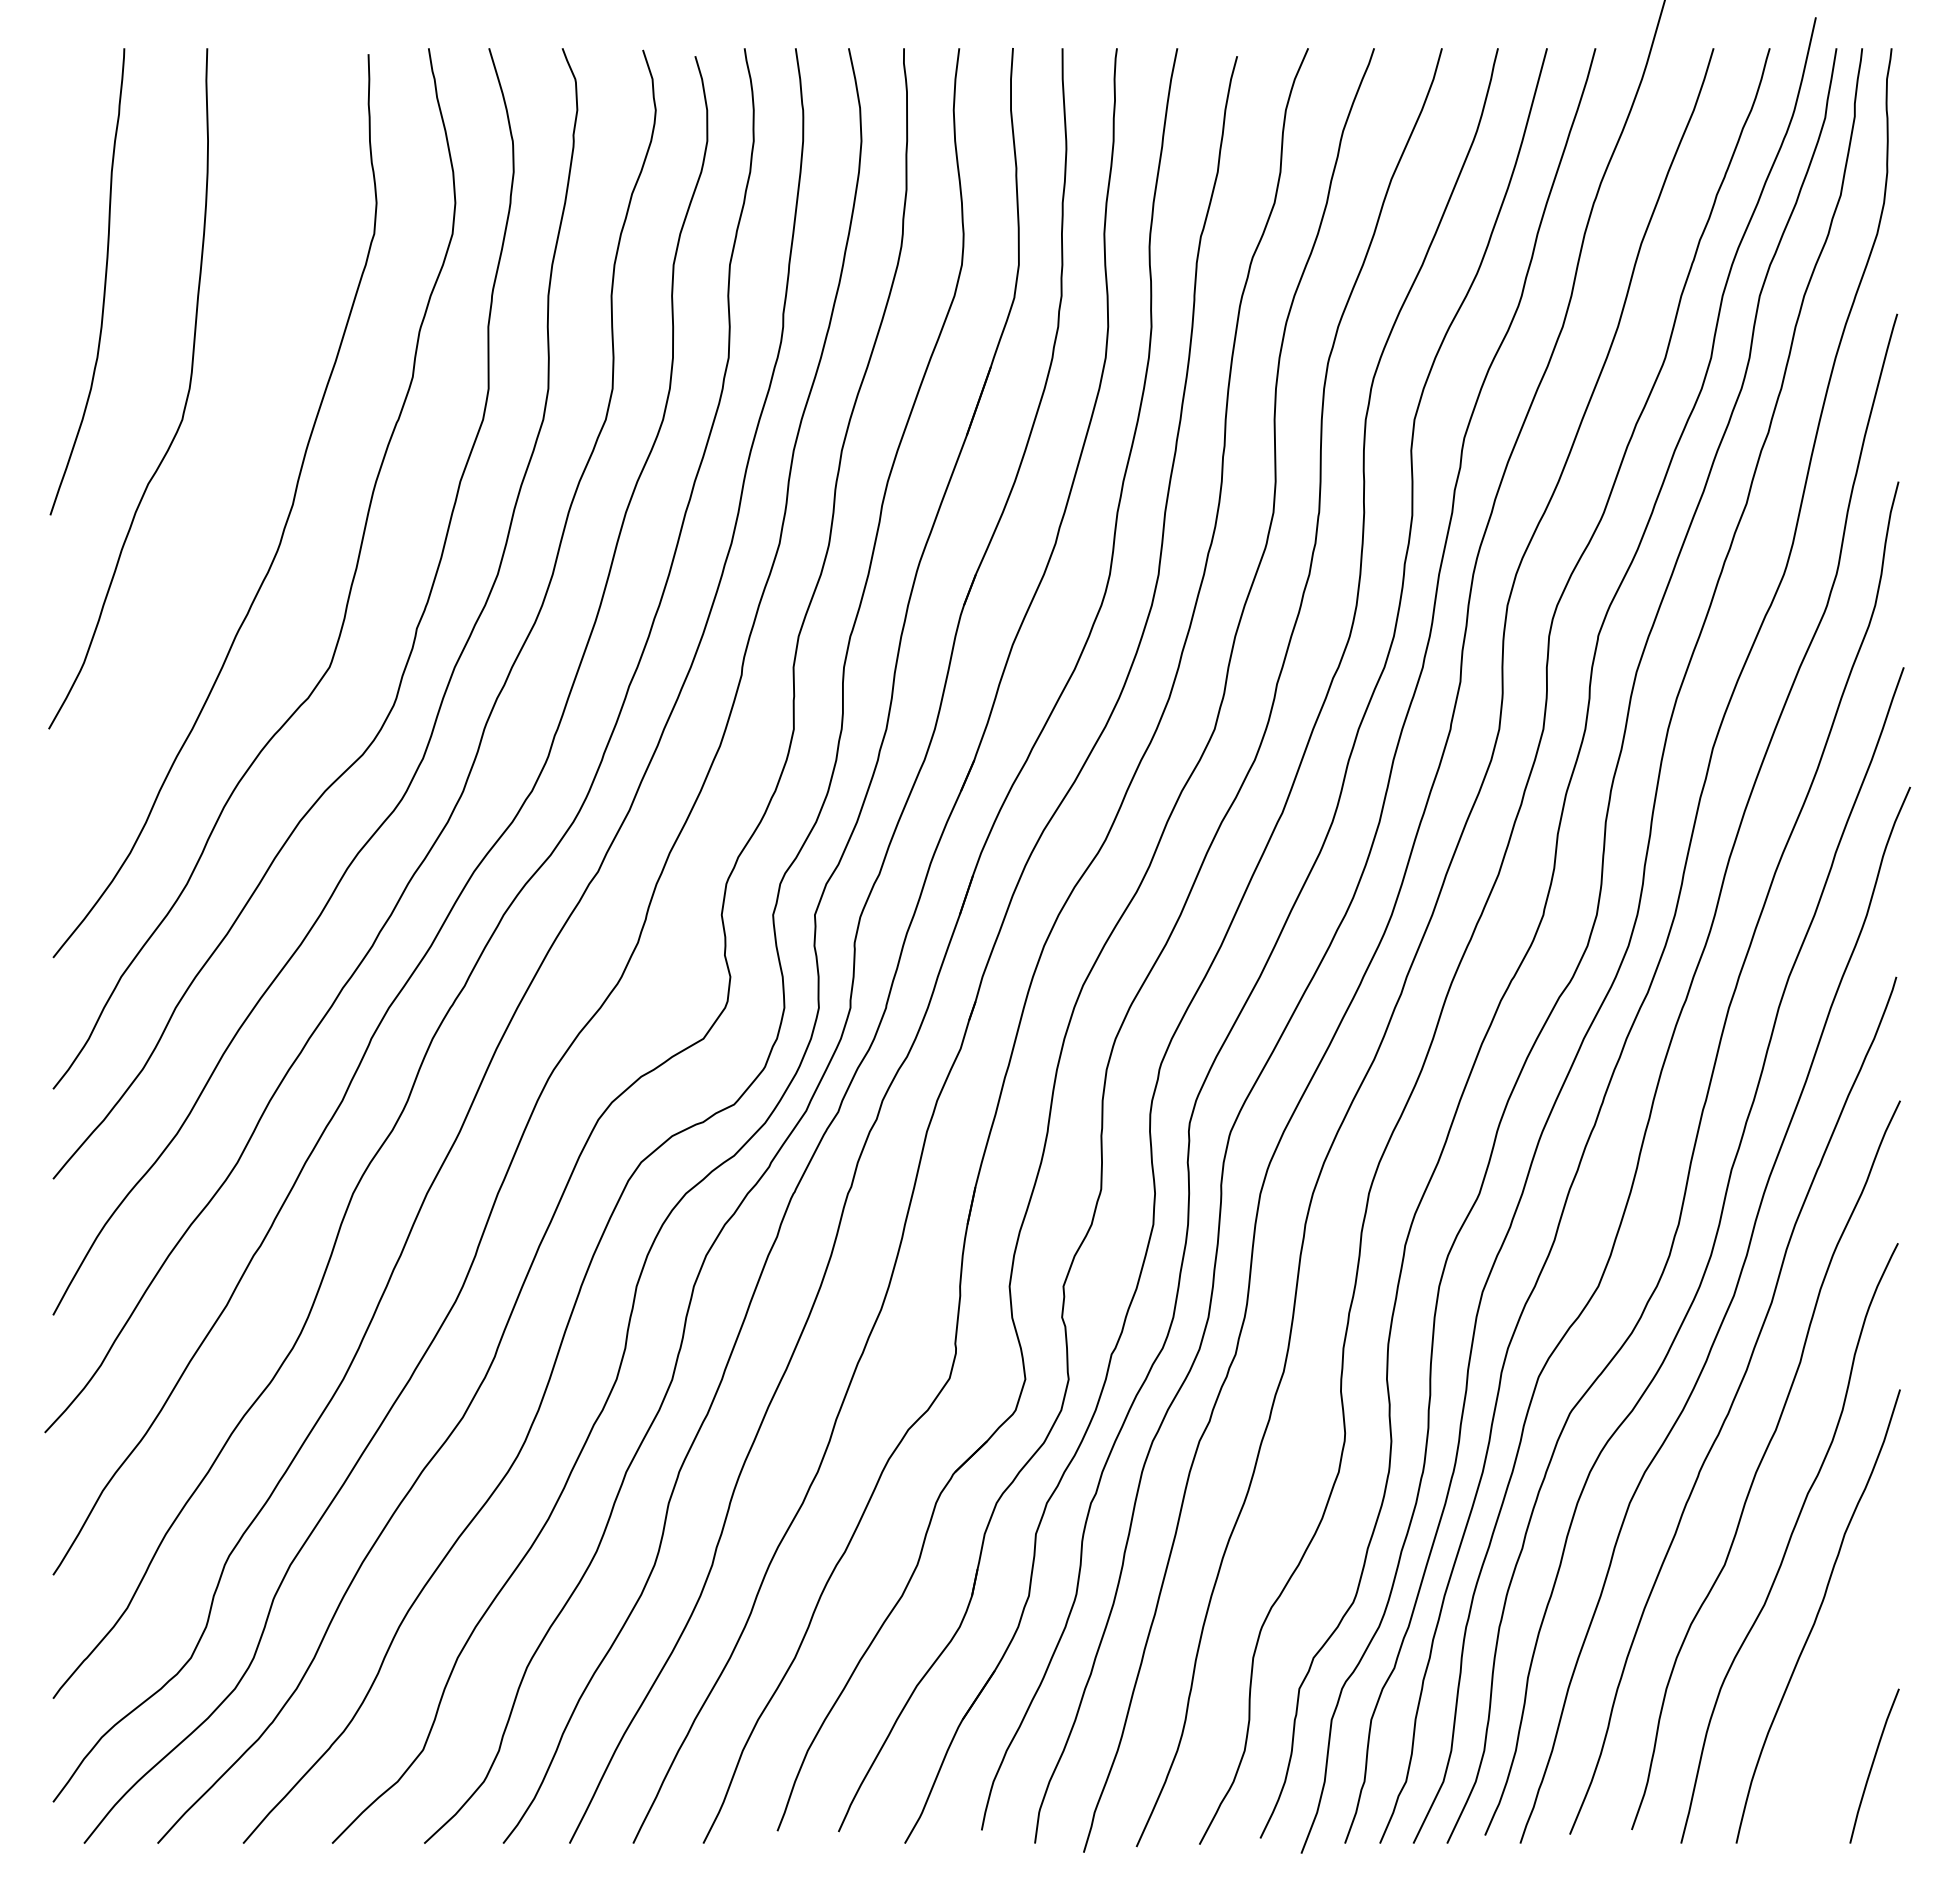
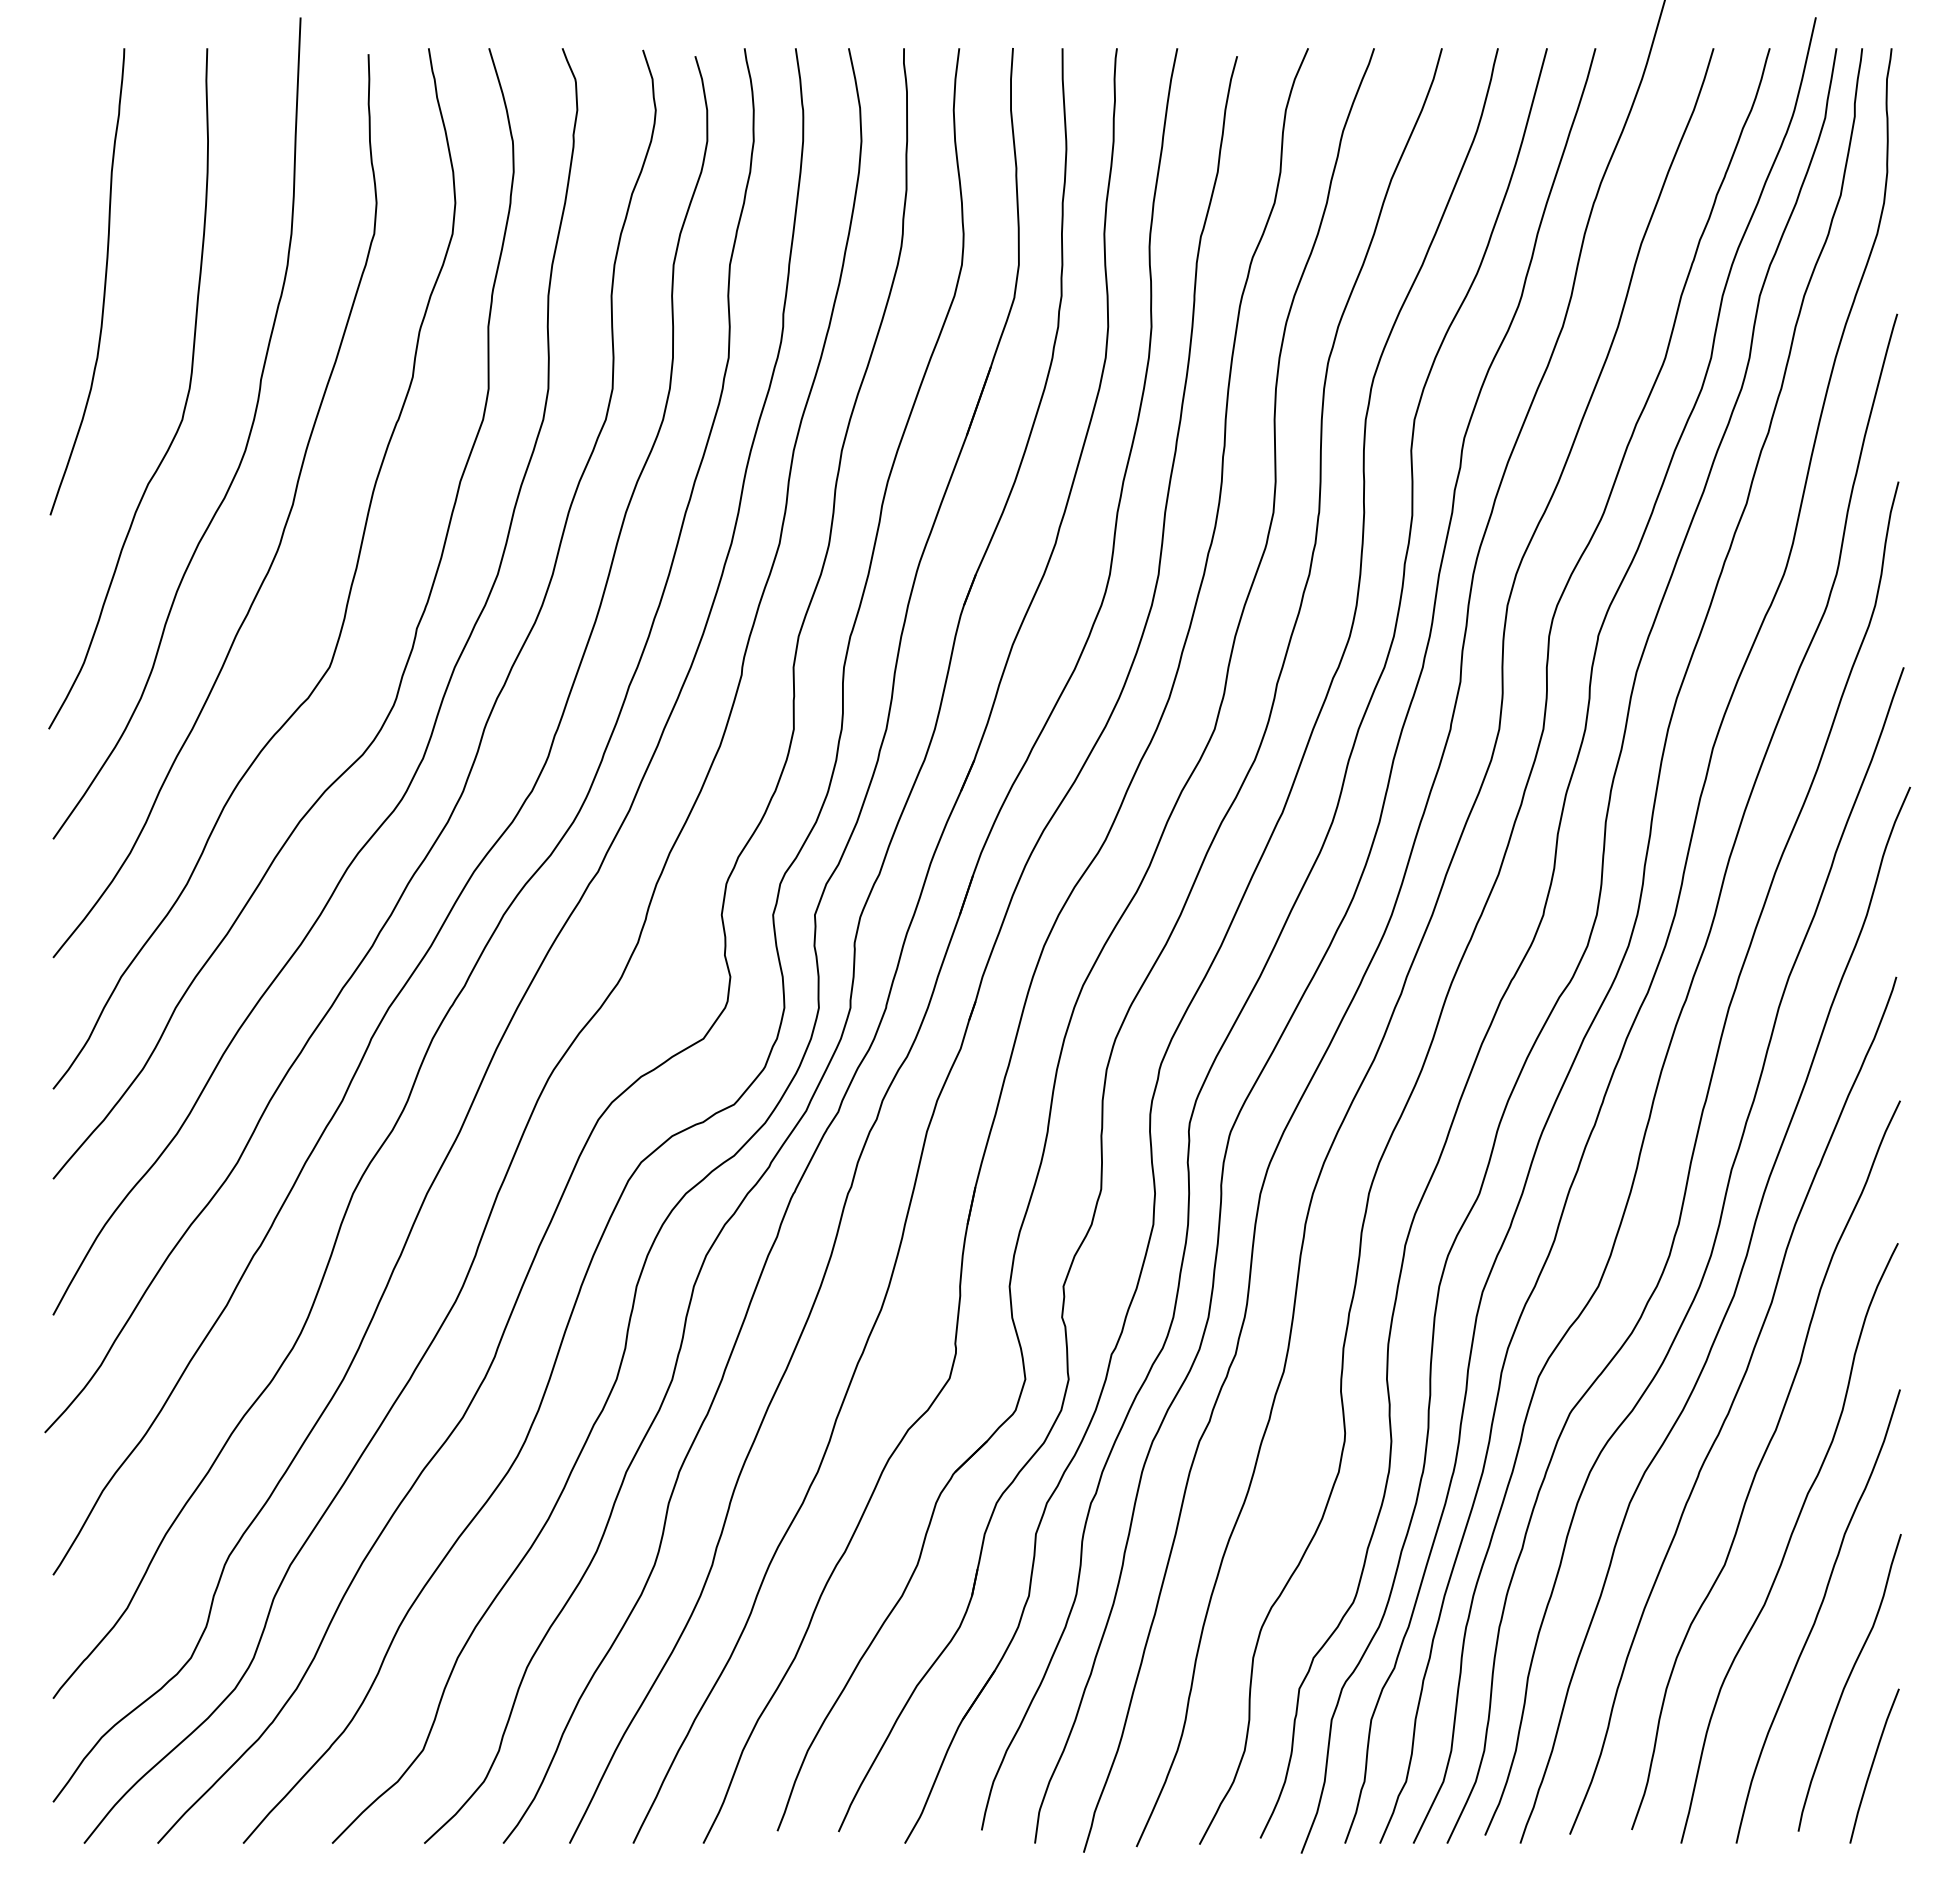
curve: none -> present (242, 454)
curve: none -> present (1848, 1681)
